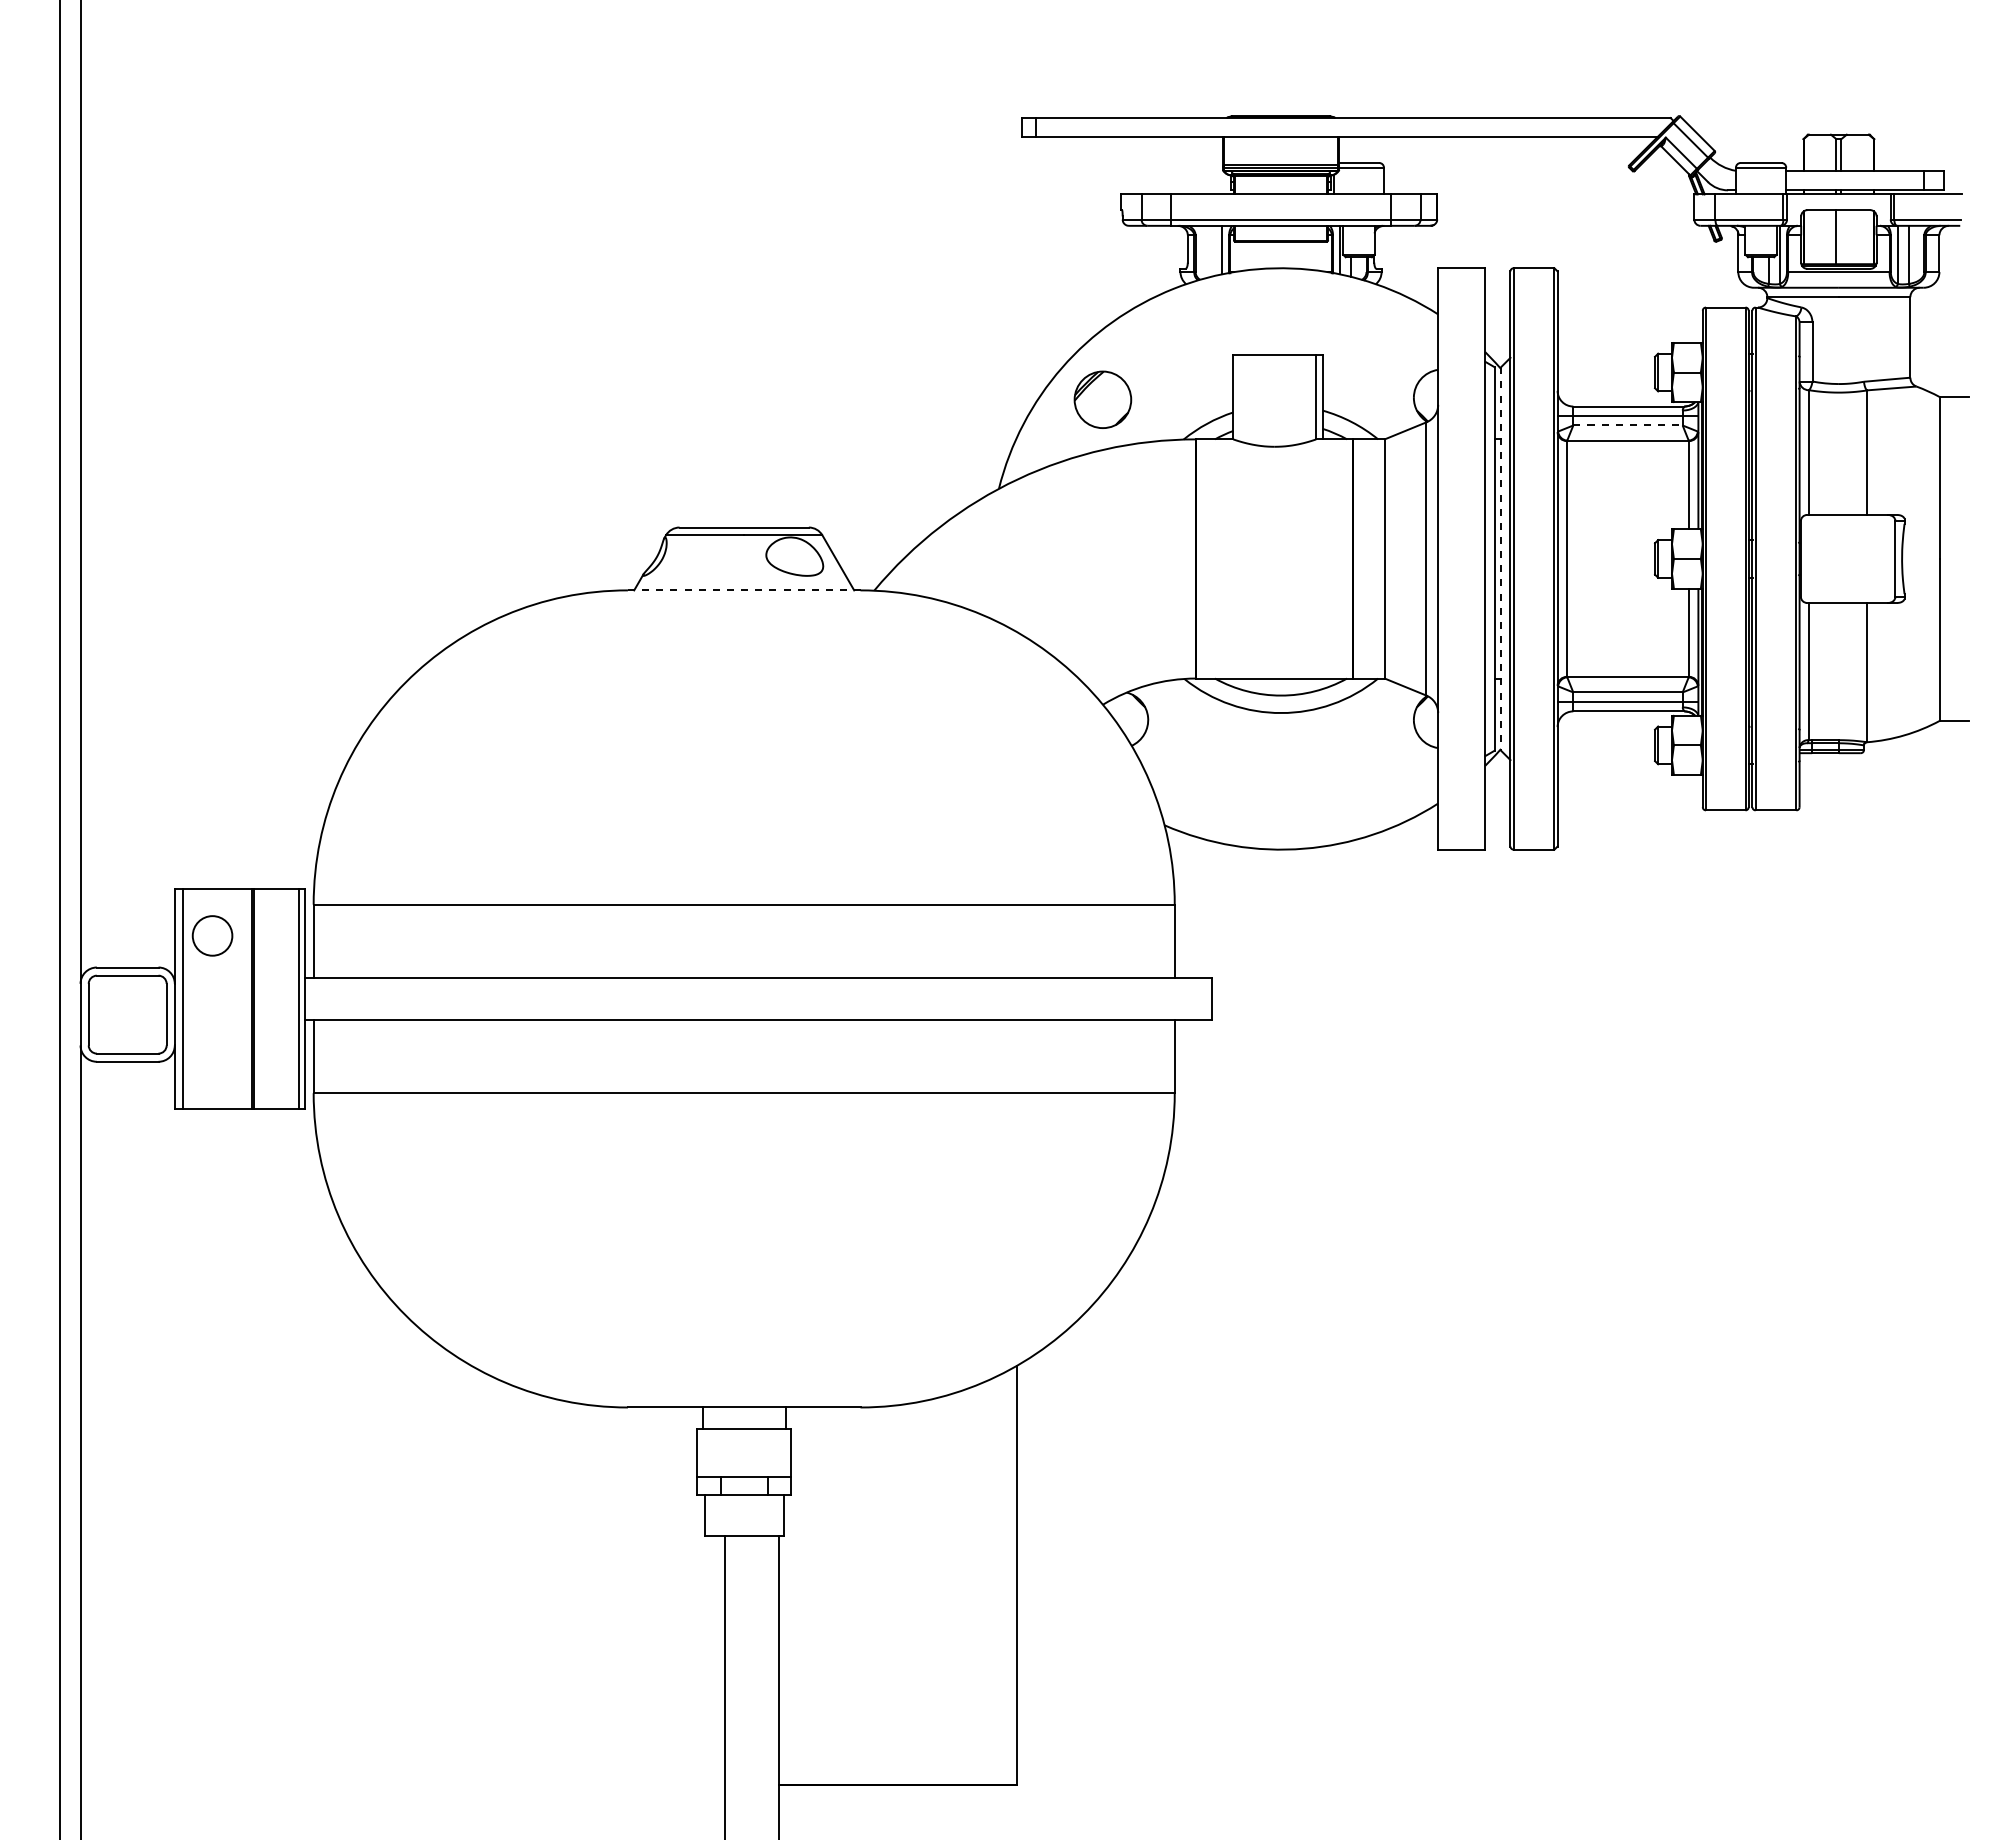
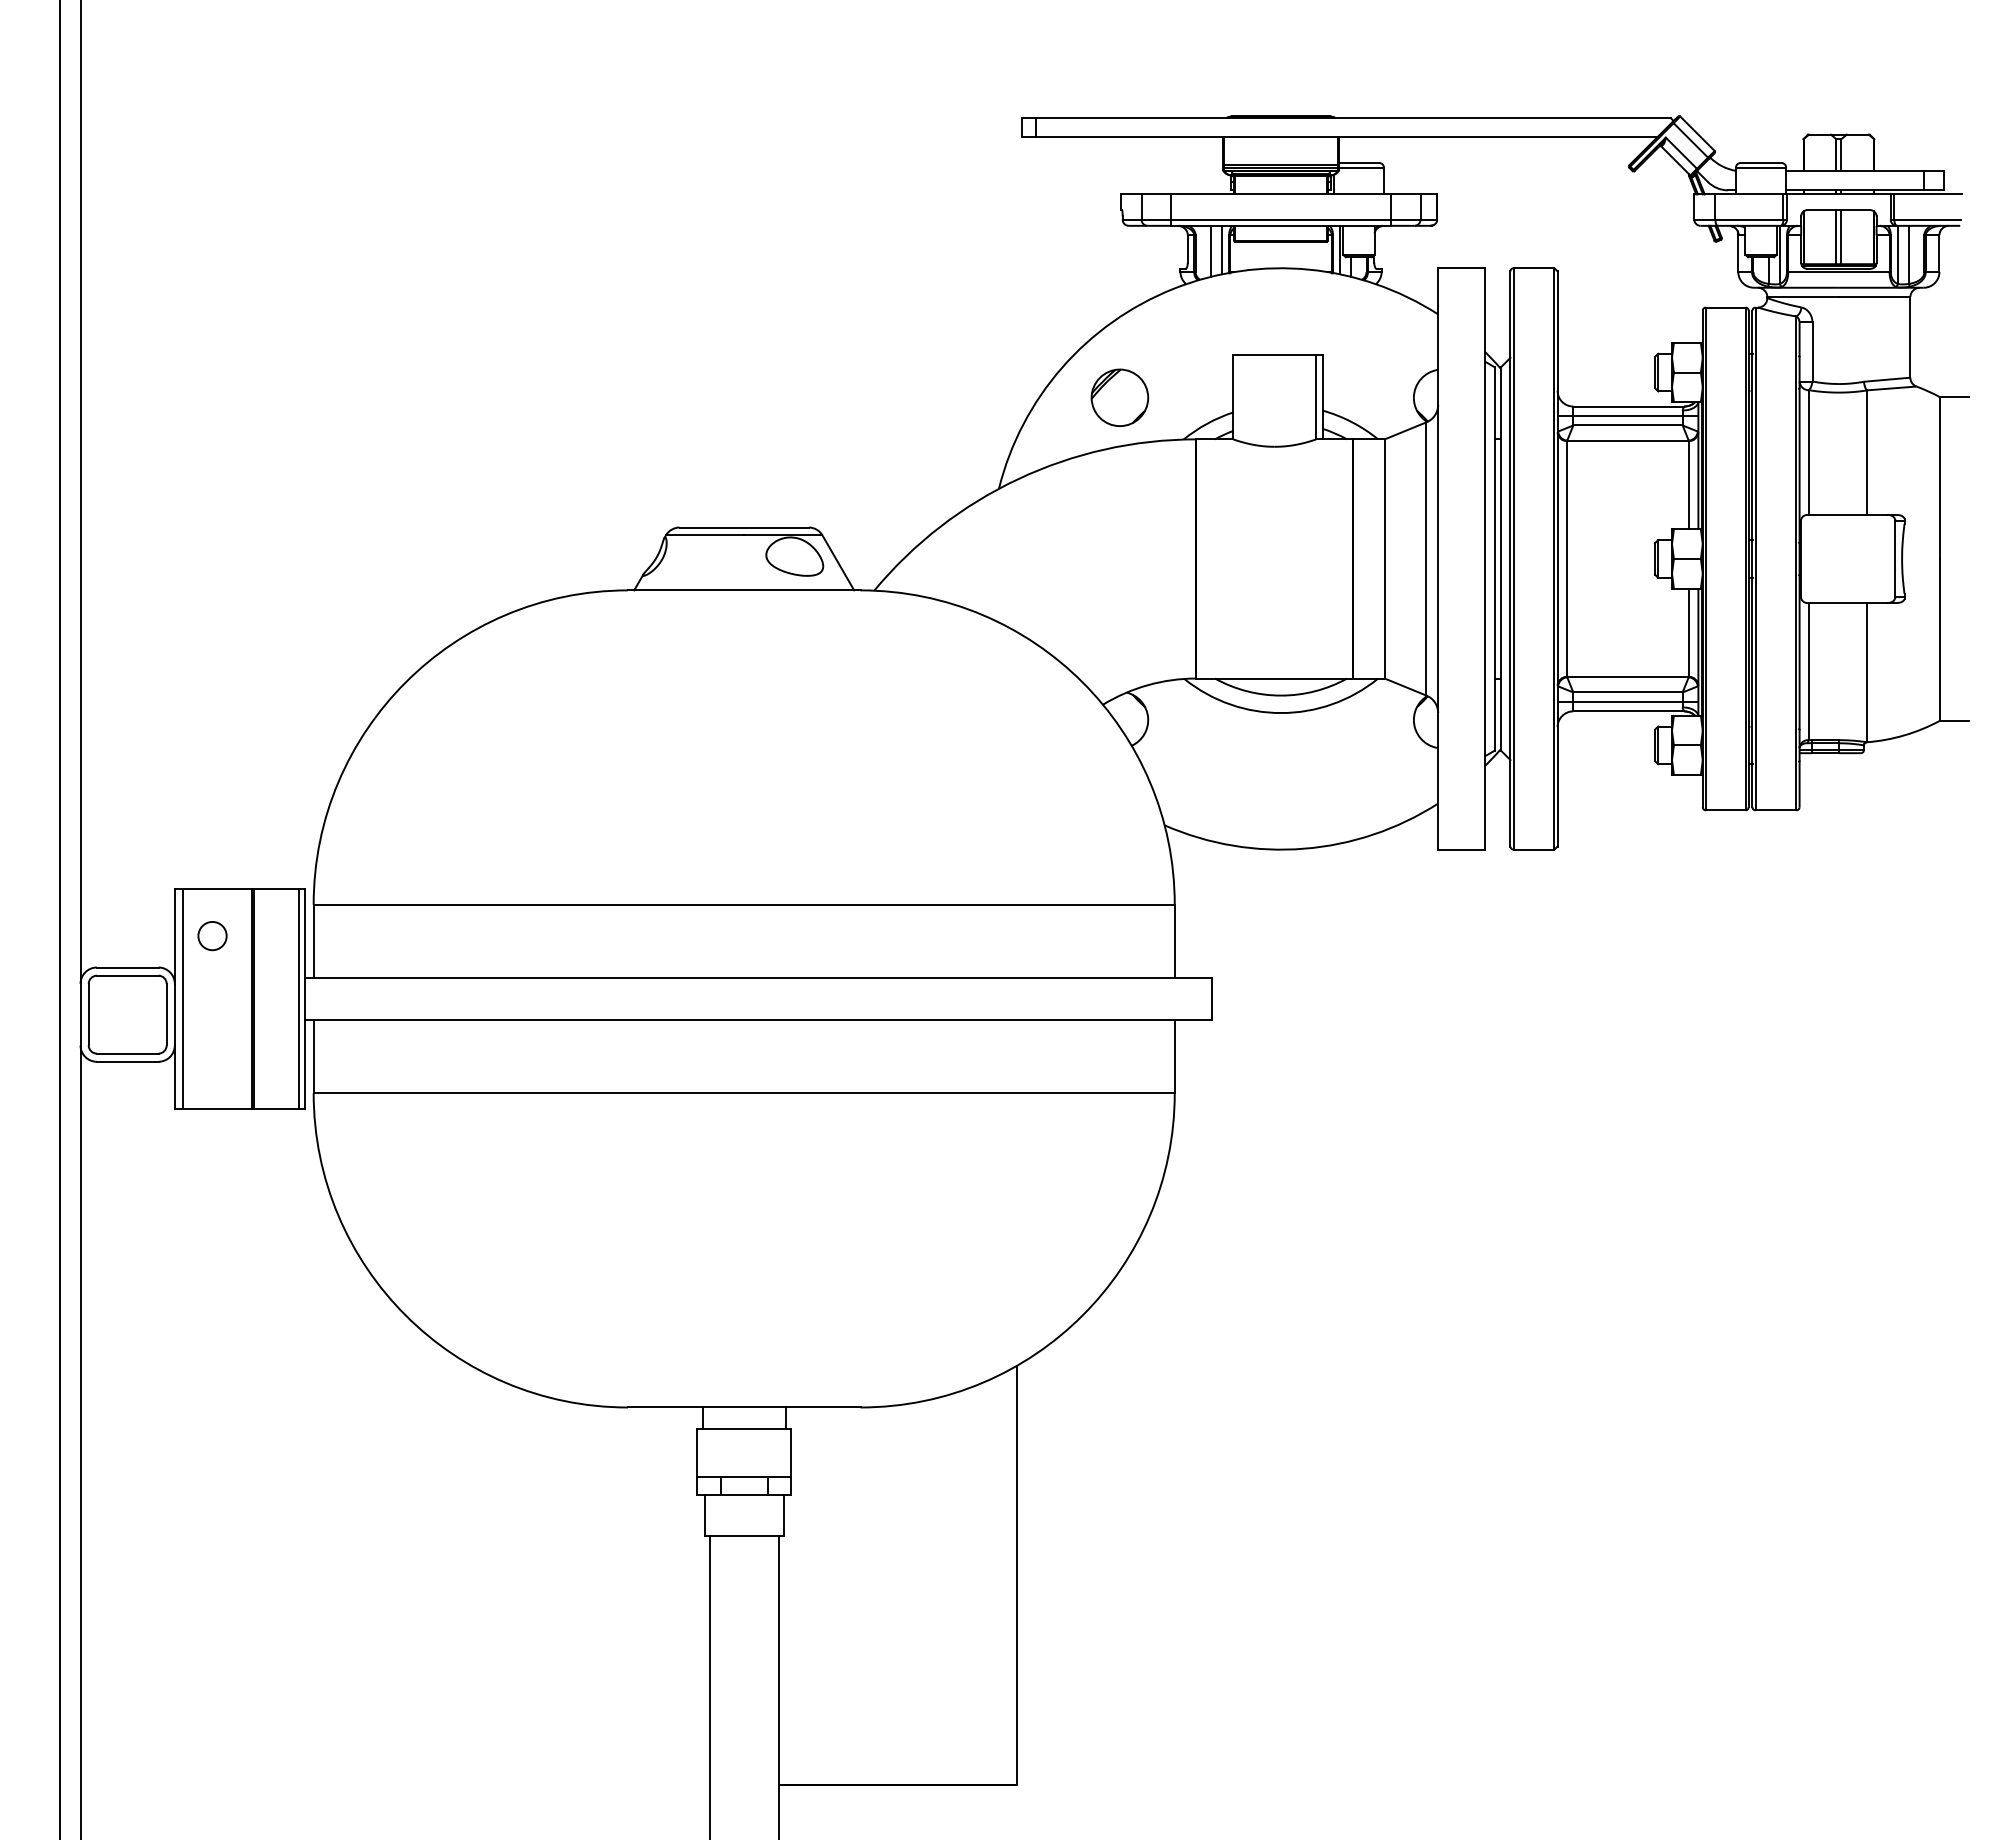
line: none -> present (1841, 237)
line: none -> present (1210, 250)
part position: (1102, 399) -> (1119, 397) (1119, 397)
line: dashed -> solid (1628, 425)
line: dashed -> solid (1501, 558)
line: dashed -> solid (744, 590)
circle size: 43x42 px -> 31x31 px (212, 936)
line position: (724, 1686) -> (709, 1686) (709, 1686)
